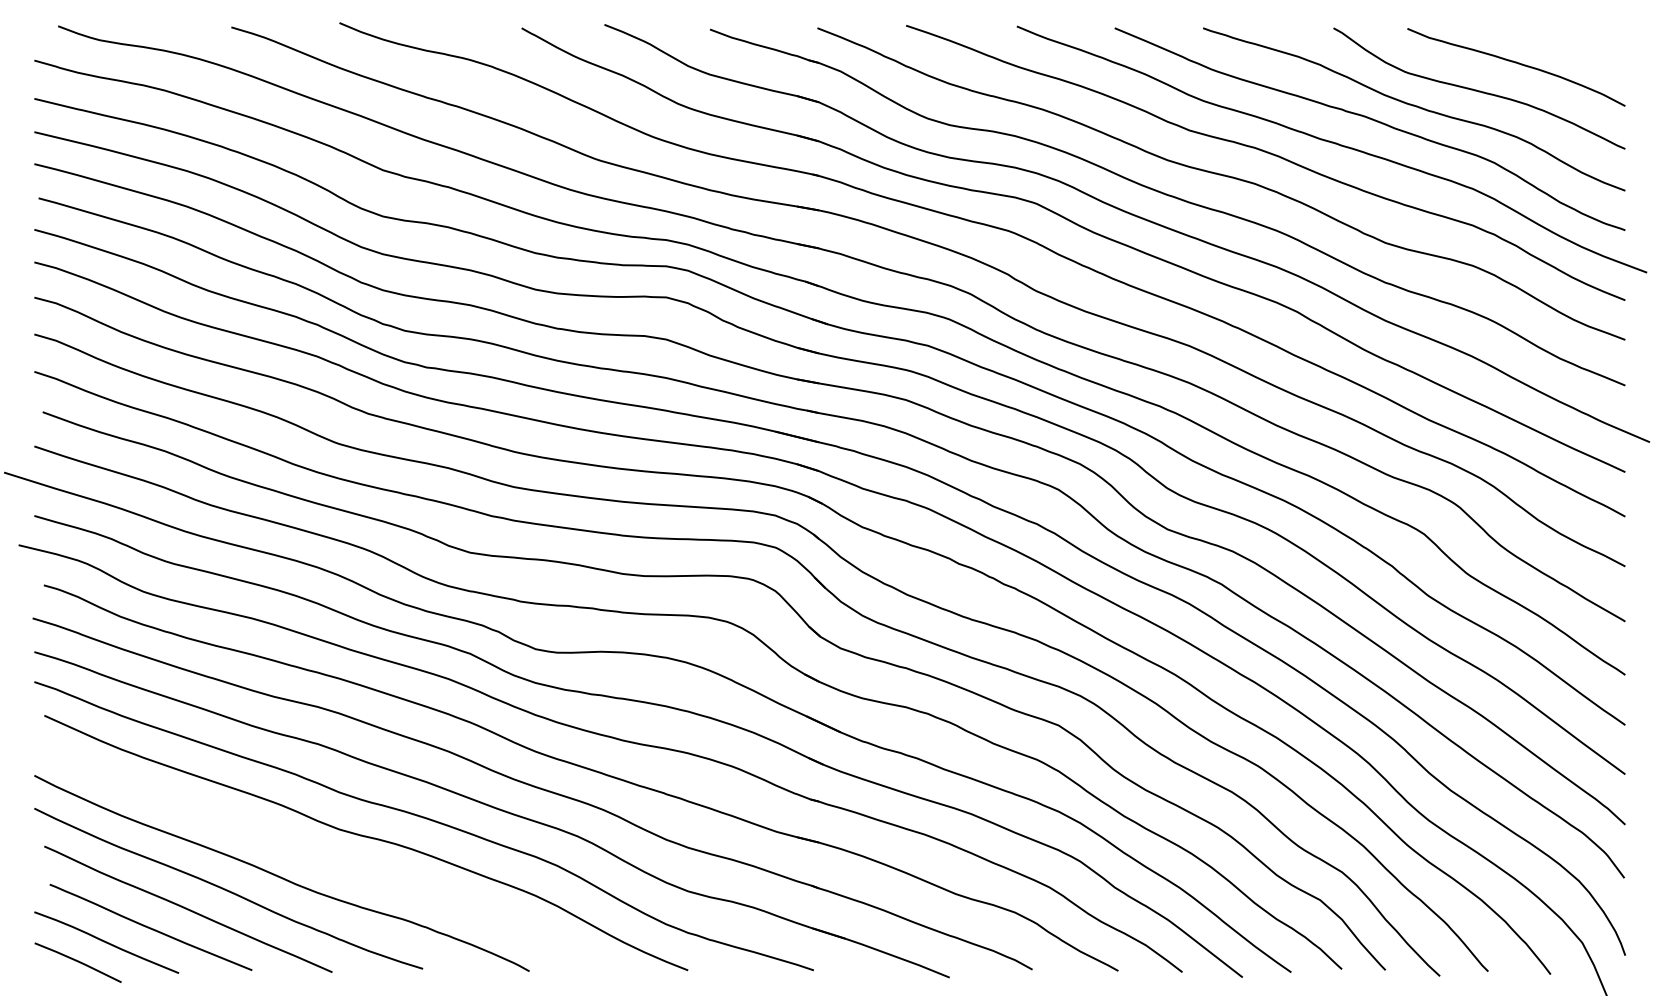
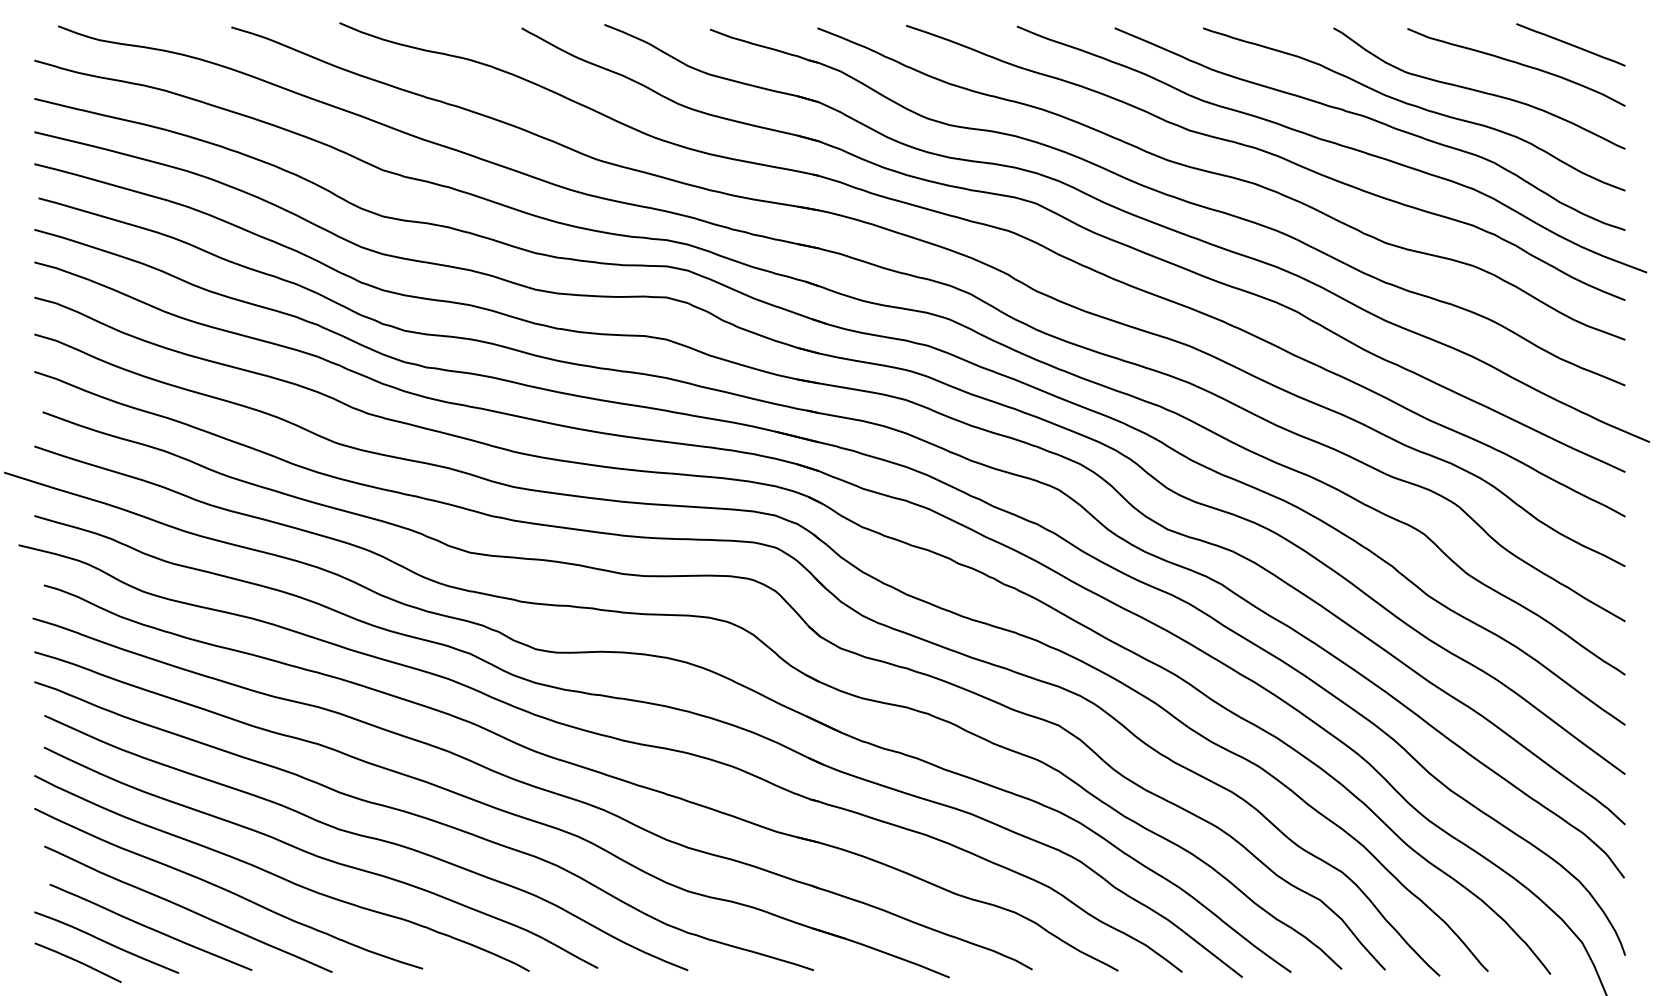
line: none -> present (1570, 44)
curve: none -> present (320, 857)
